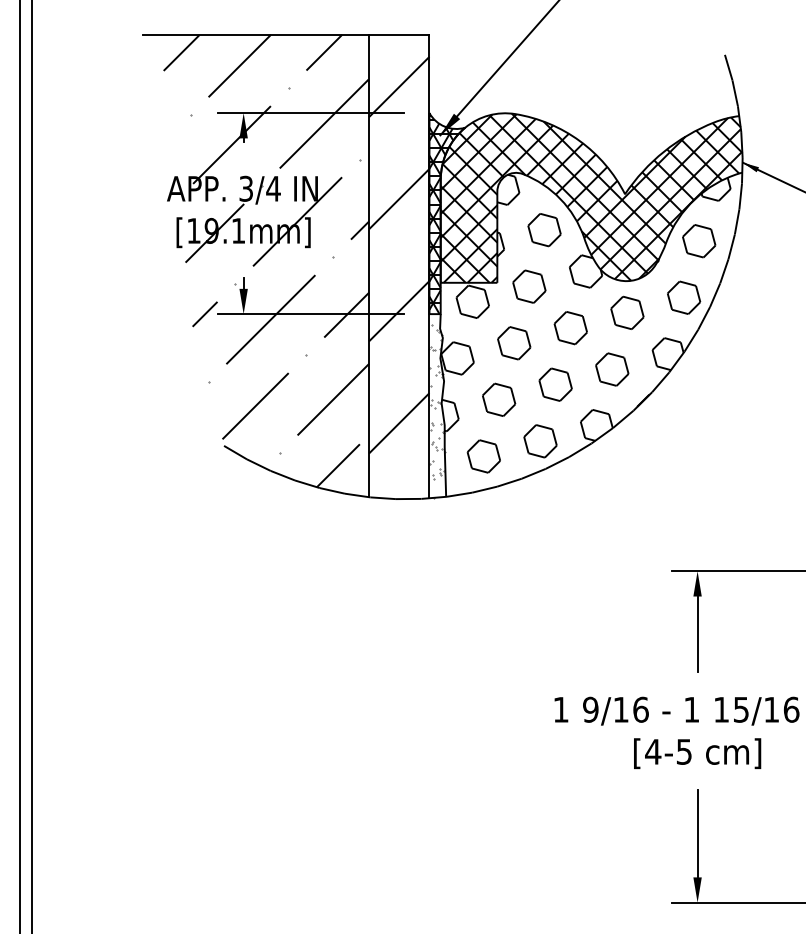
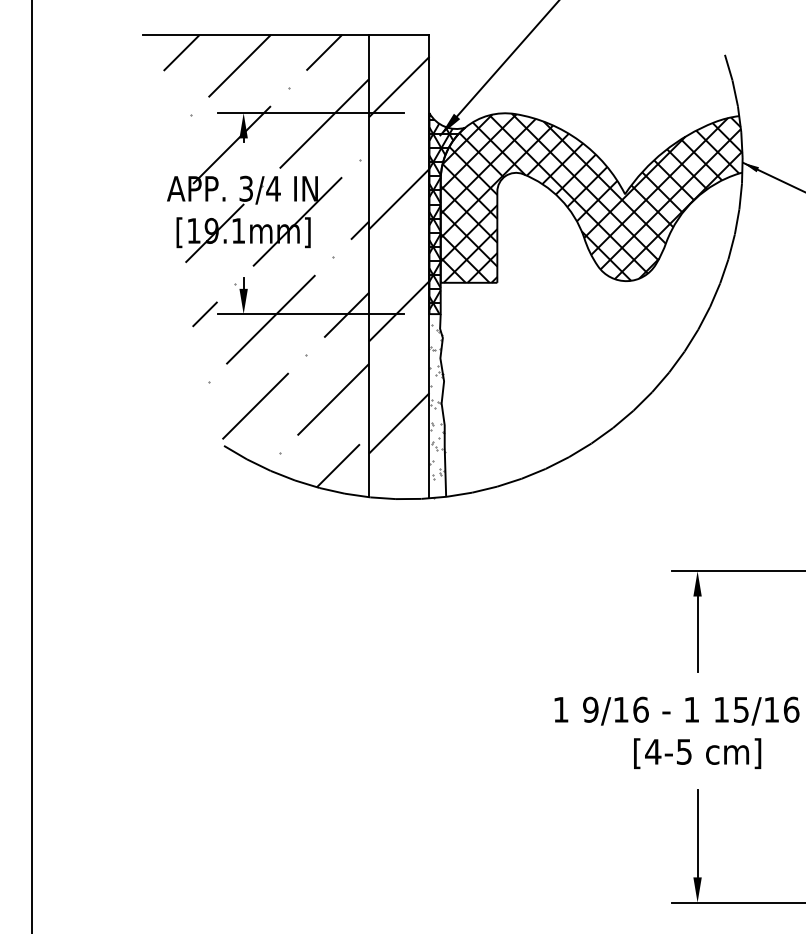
hatch: present -> none (585, 323)
line: present -> none (20, 466)
